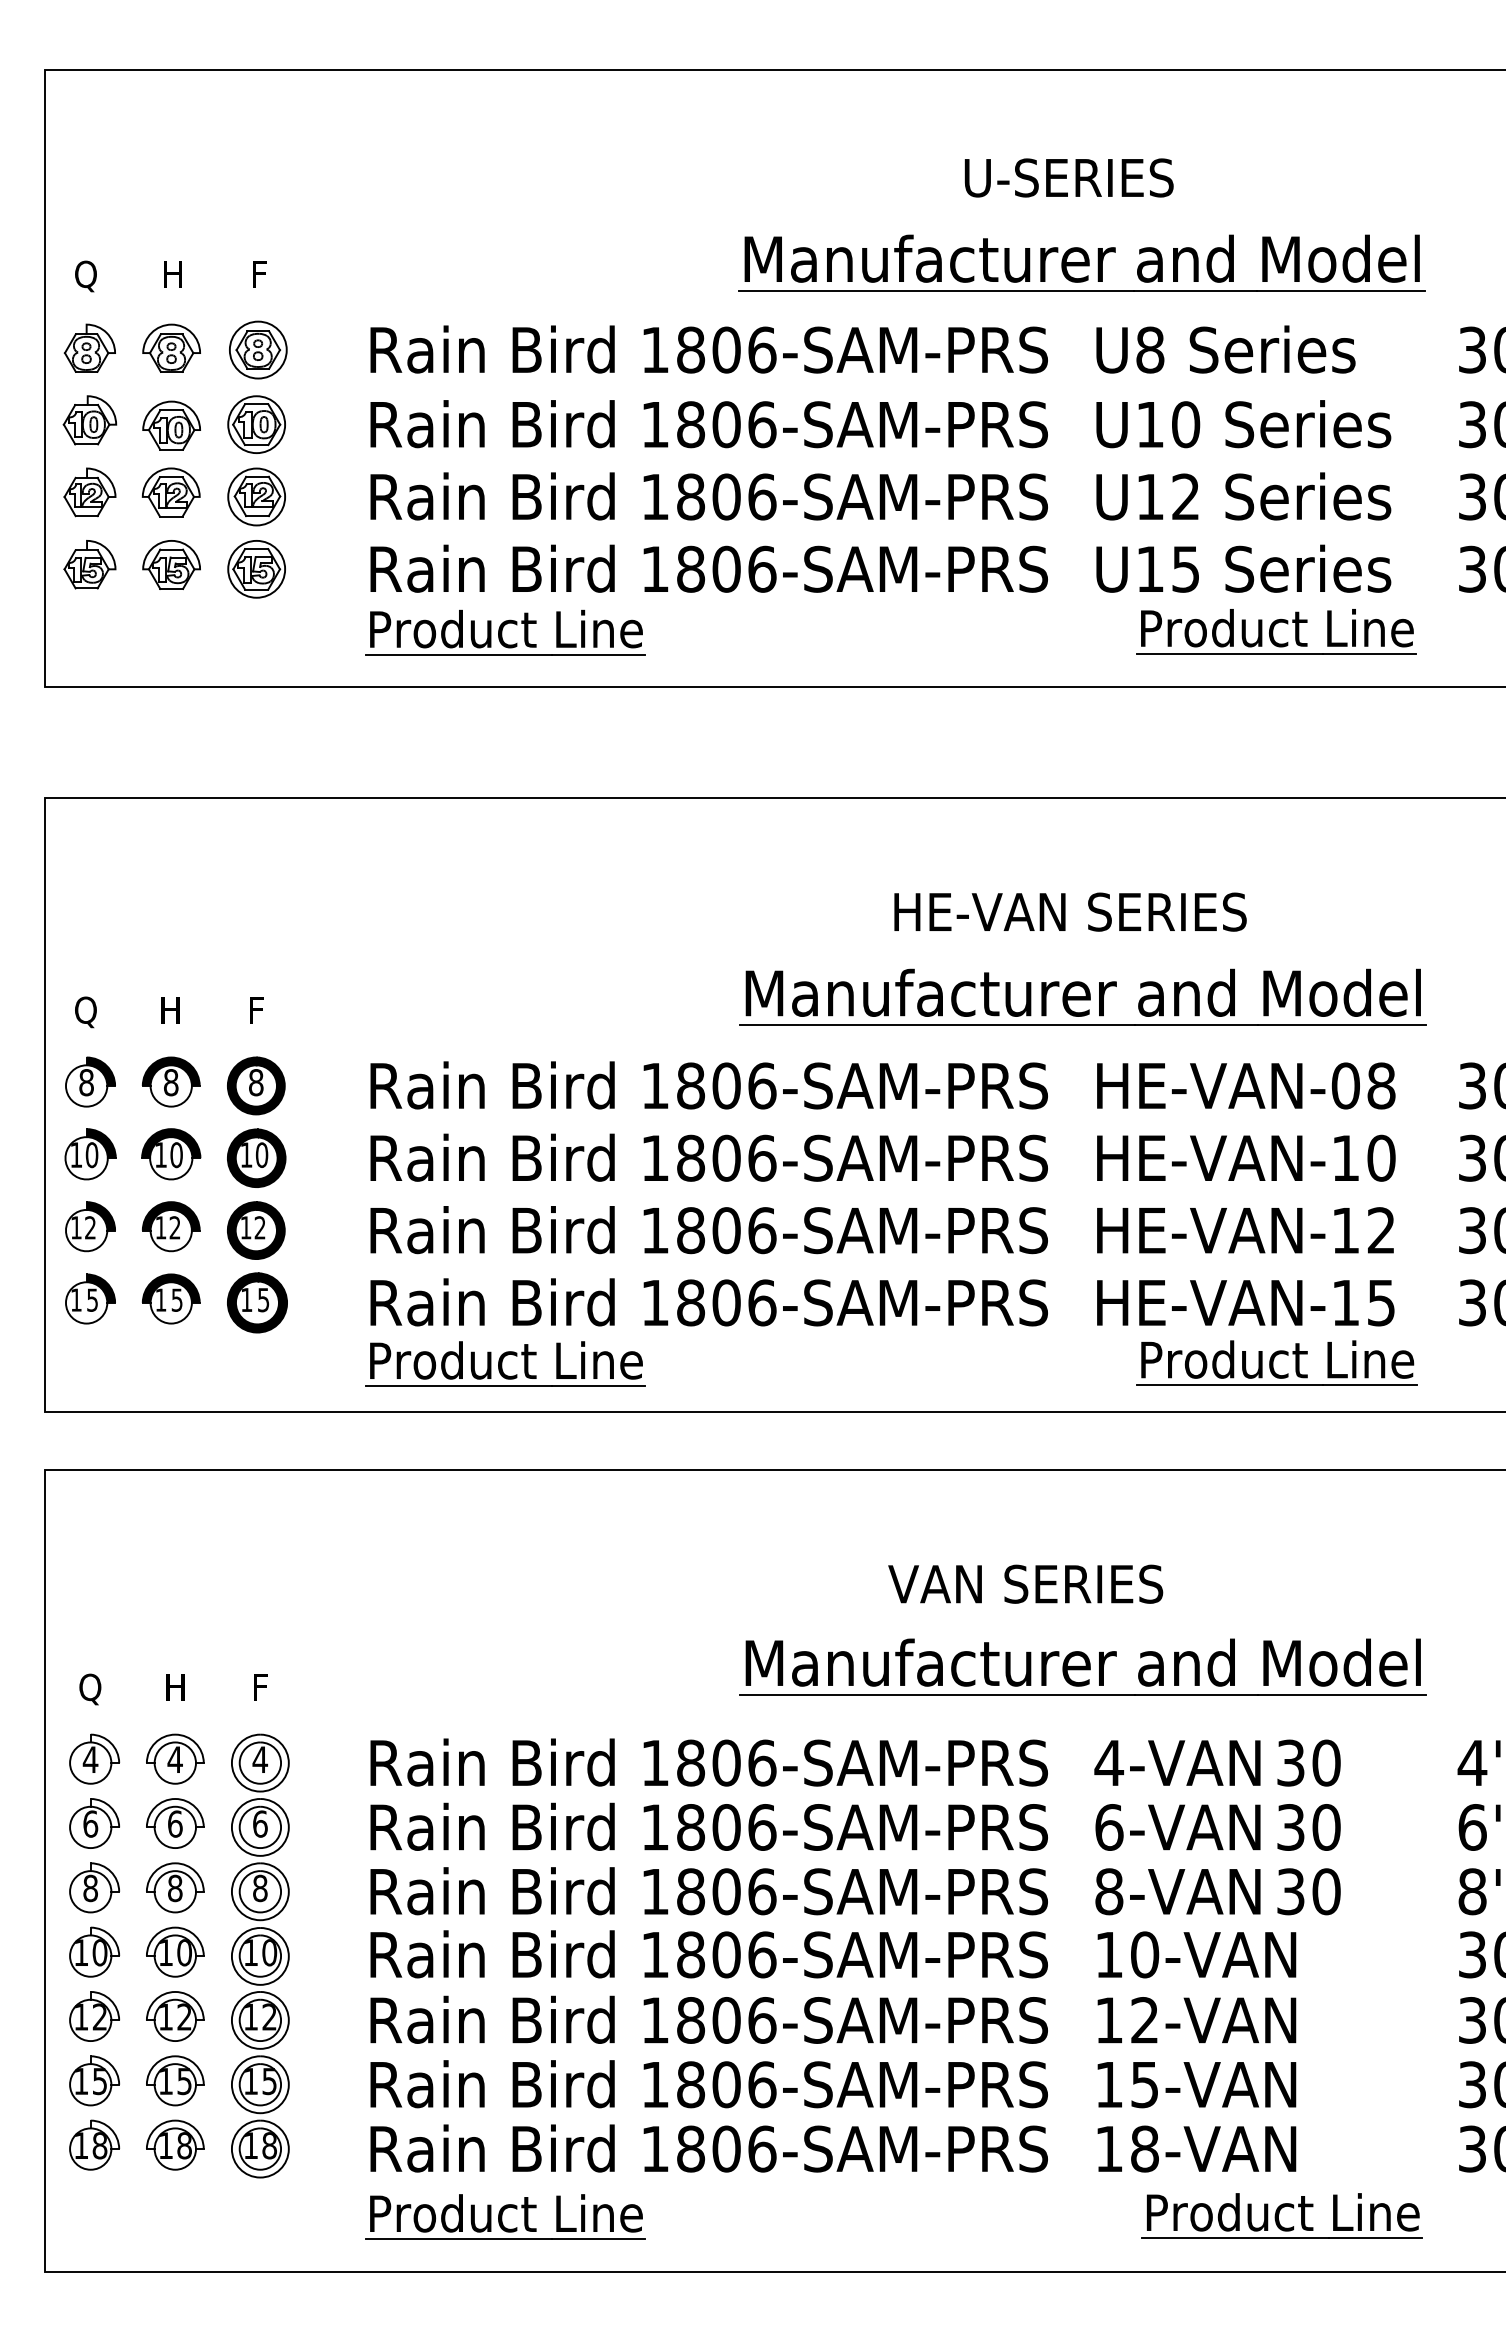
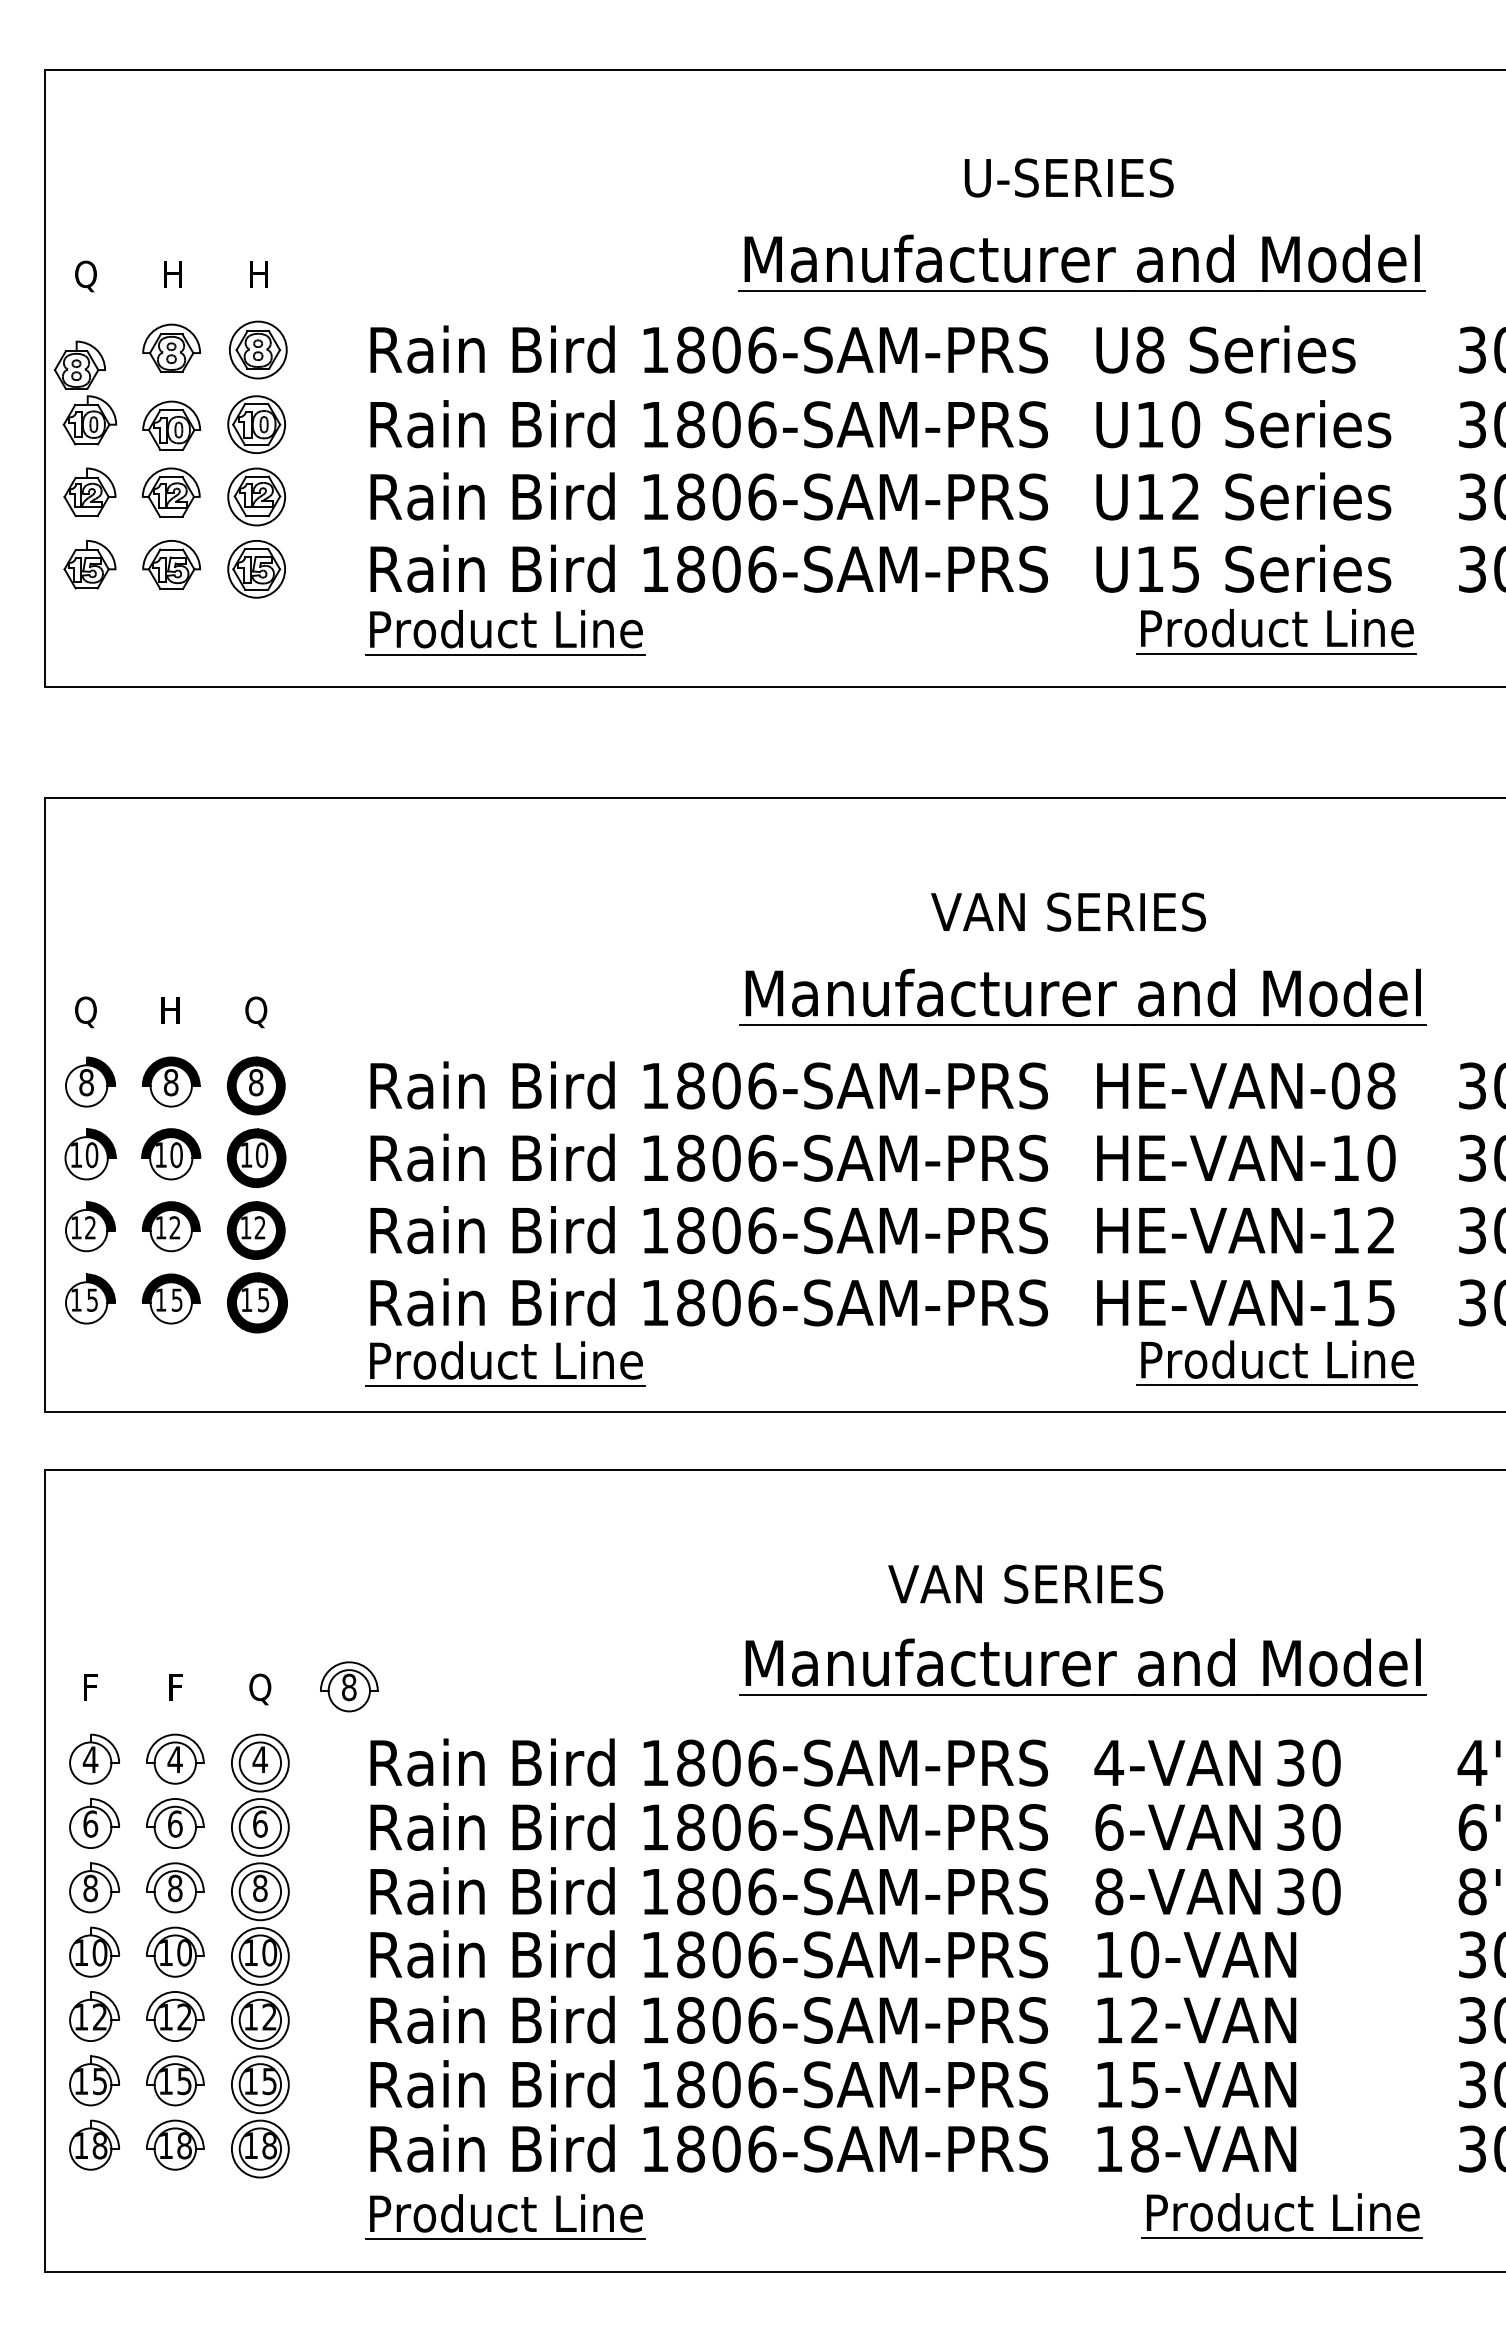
text: F -> H (258, 274)
part position: (89, 347) -> (79, 364) (79, 364)
text: HE-VAN SERIES -> VAN SERIES (1070, 911)
text: F -> Q (256, 1012)
part: none -> present (349, 1686)
text: H -> F (175, 1687)
text: Q -> F (90, 1689)
text: F -> Q (260, 1689)
